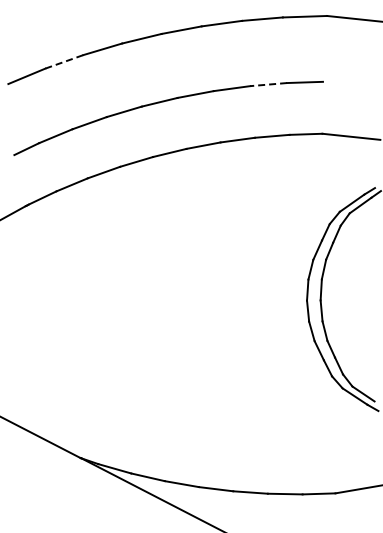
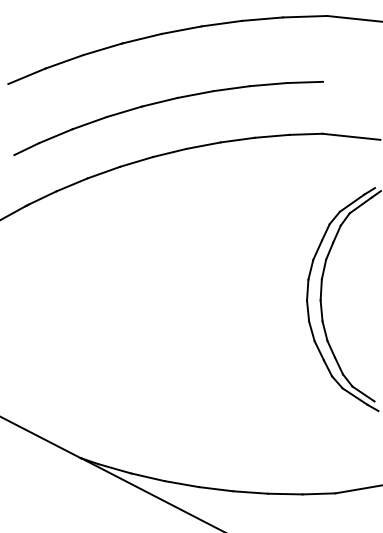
line: dashed -> solid (64, 61)
line: dashed -> solid (268, 84)
